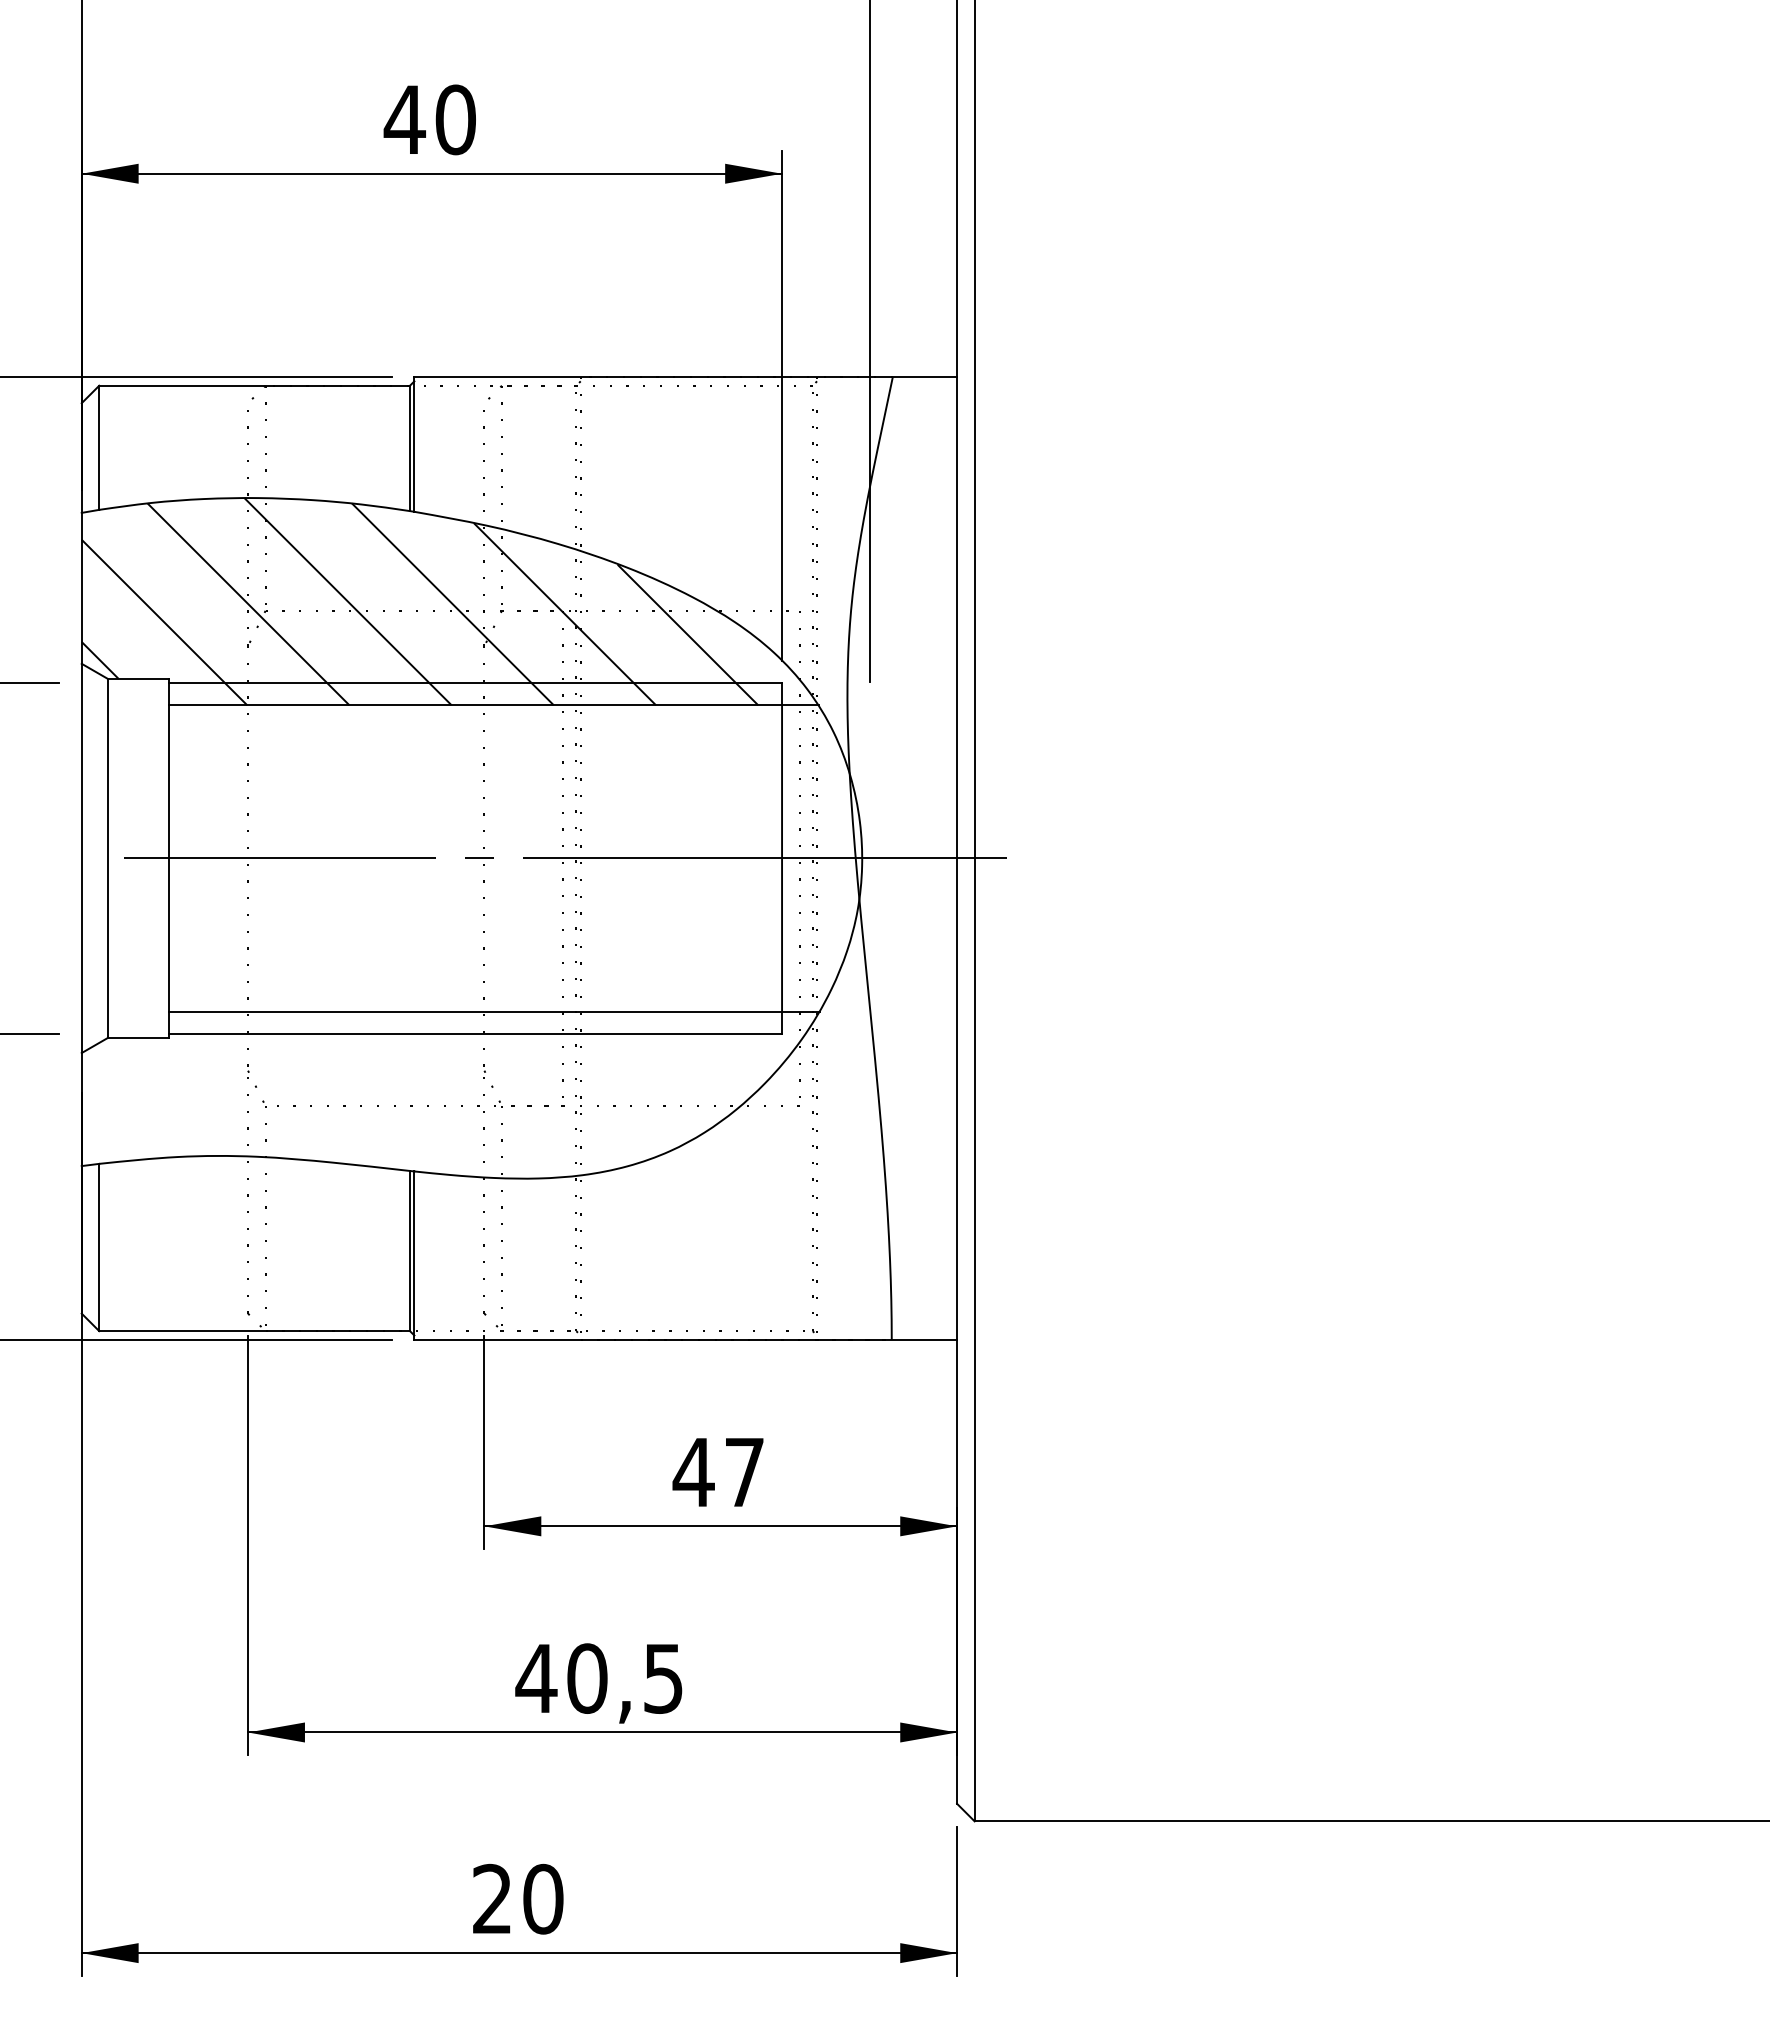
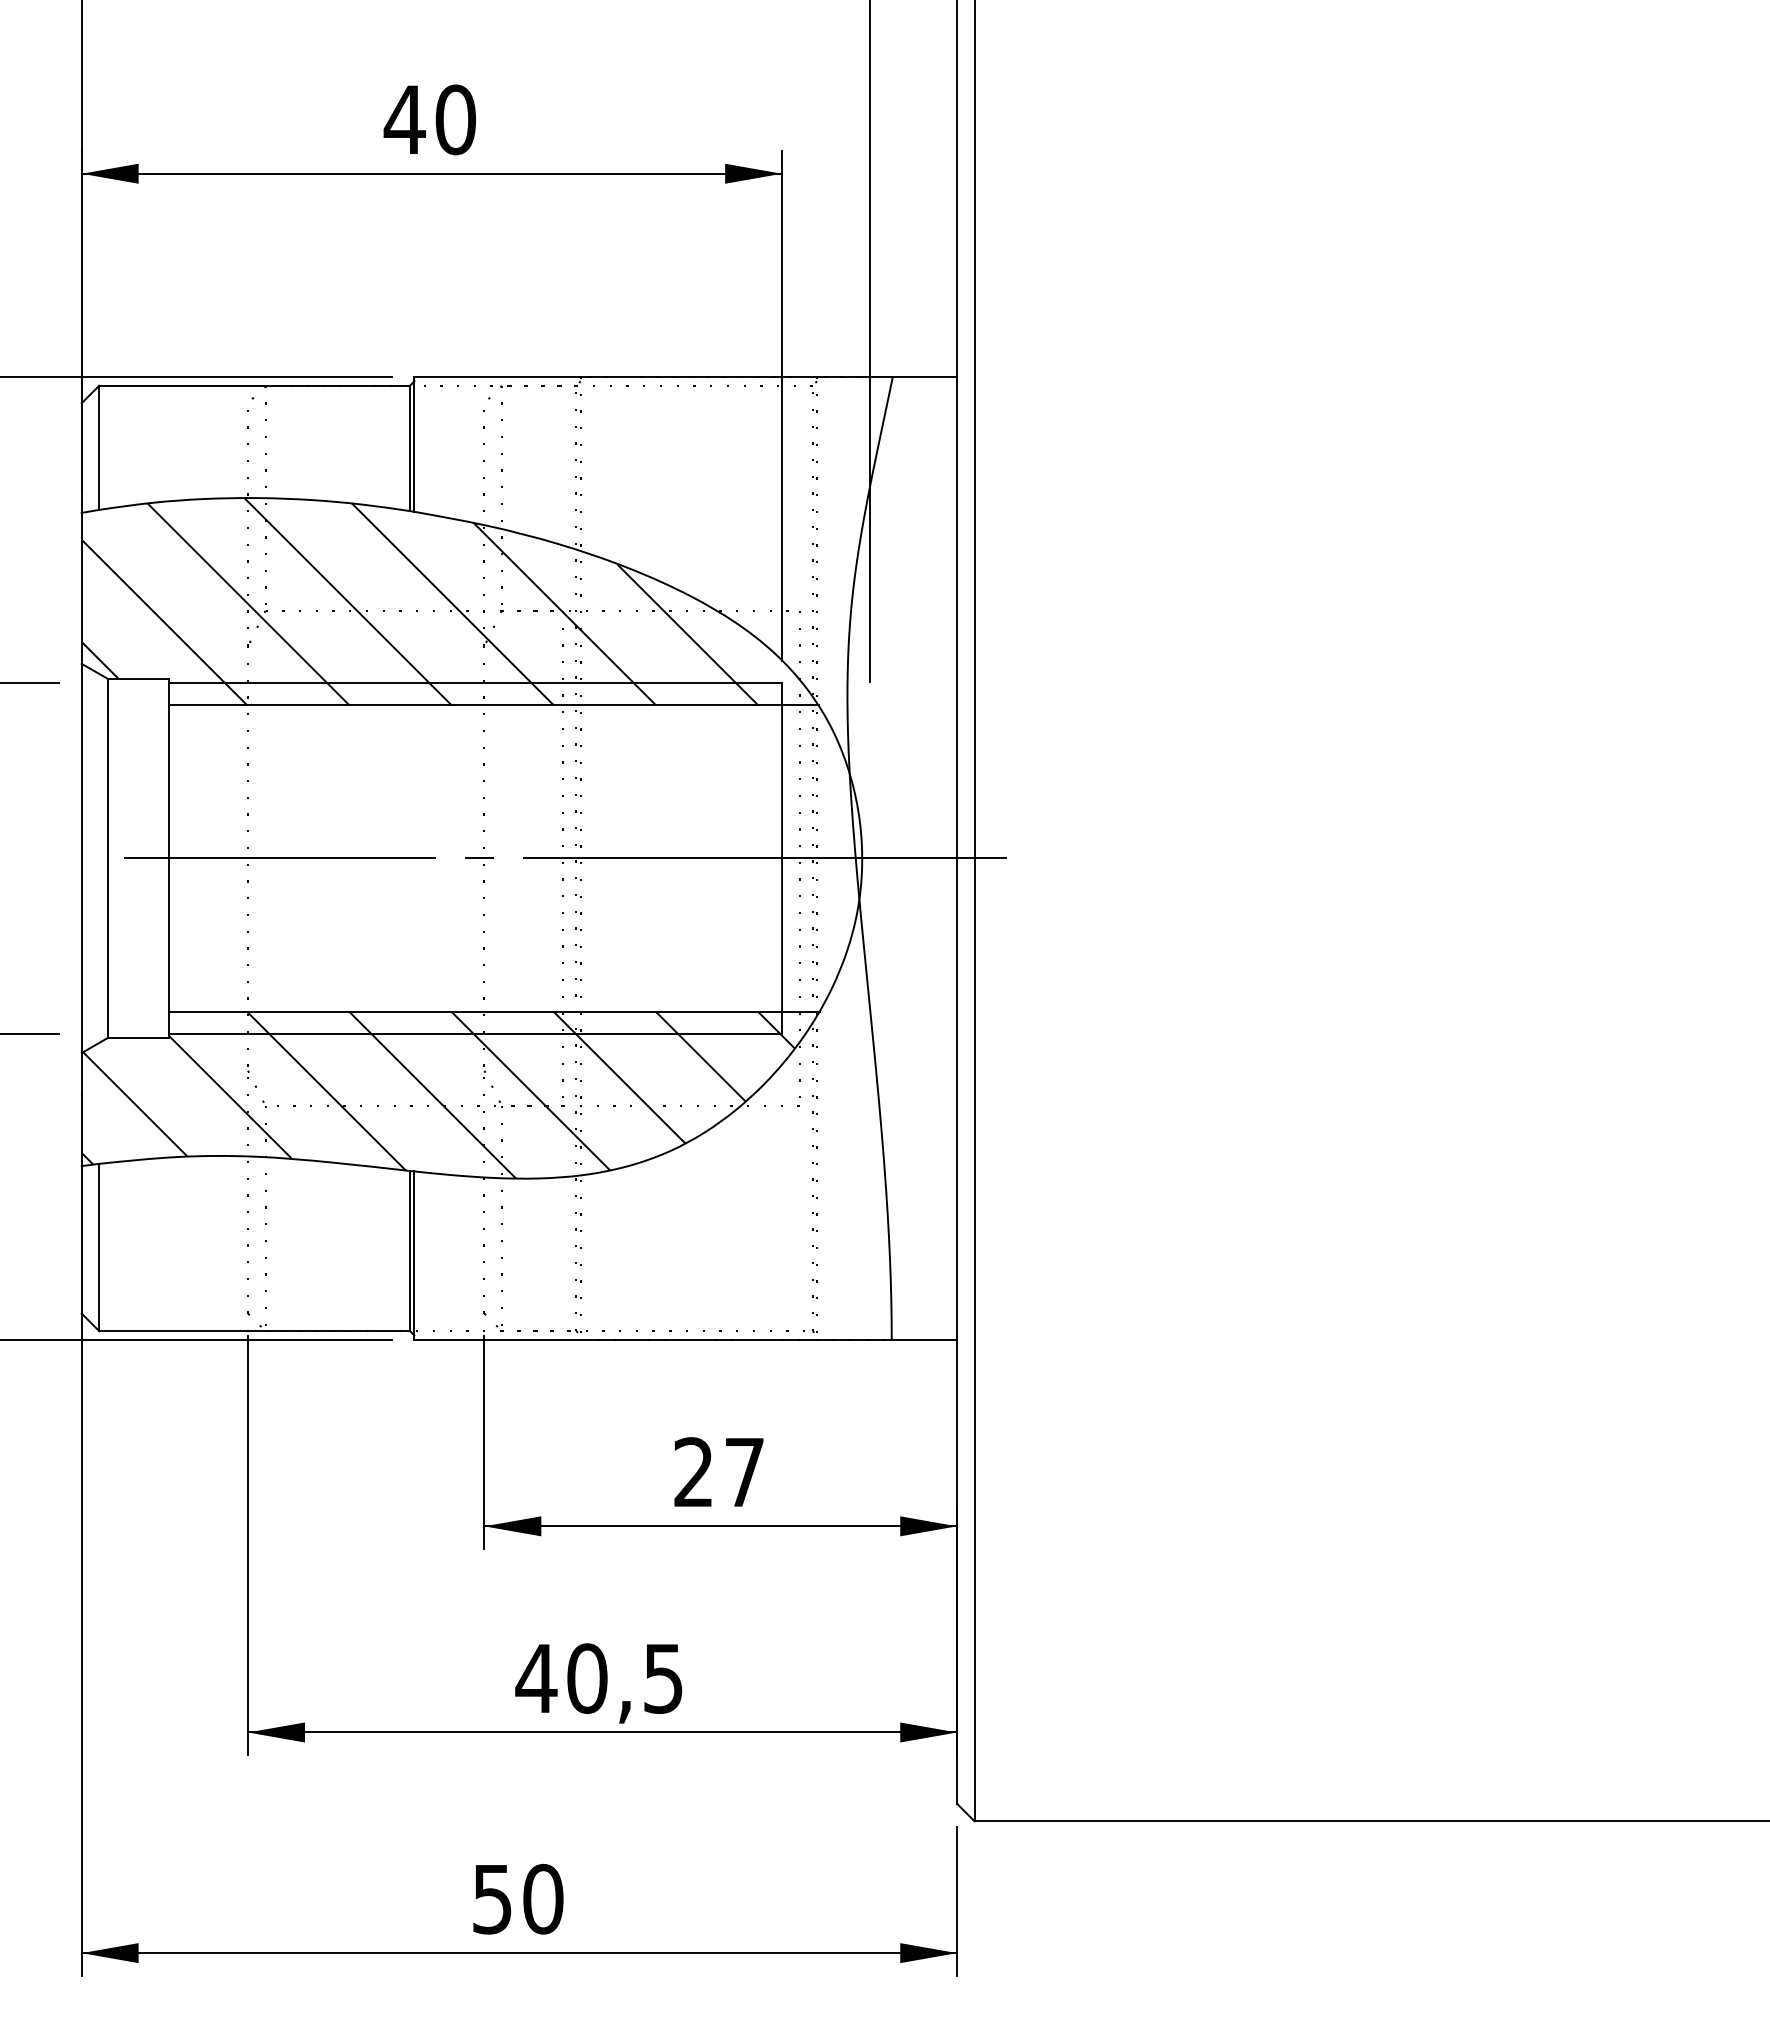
hatch: none -> present (437, 1094)
text: 47 -> 27 (693, 1471)
text: 20 -> 50 (492, 1898)
